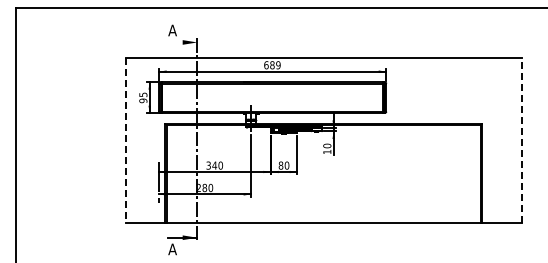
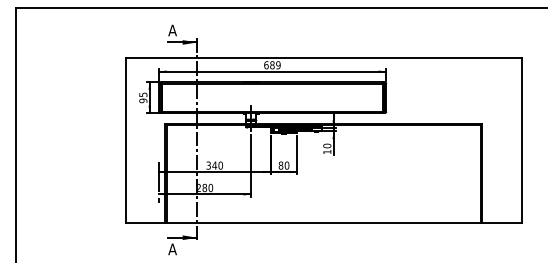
line: none -> present (182, 42)
line: dashed -> solid (521, 139)
line: dashed -> solid (125, 140)
